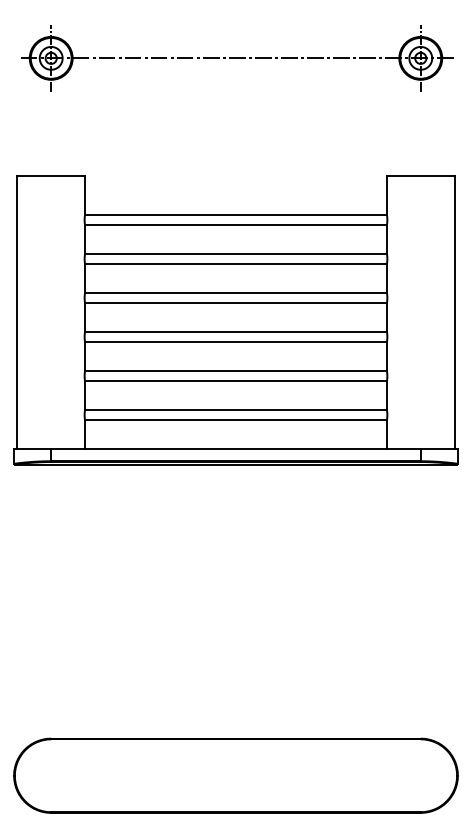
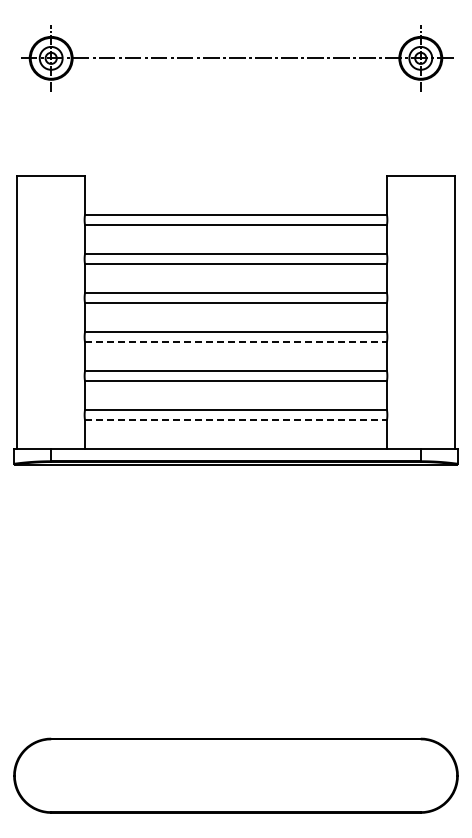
line: solid -> dashed (236, 342)
line: solid -> dashed (236, 420)
